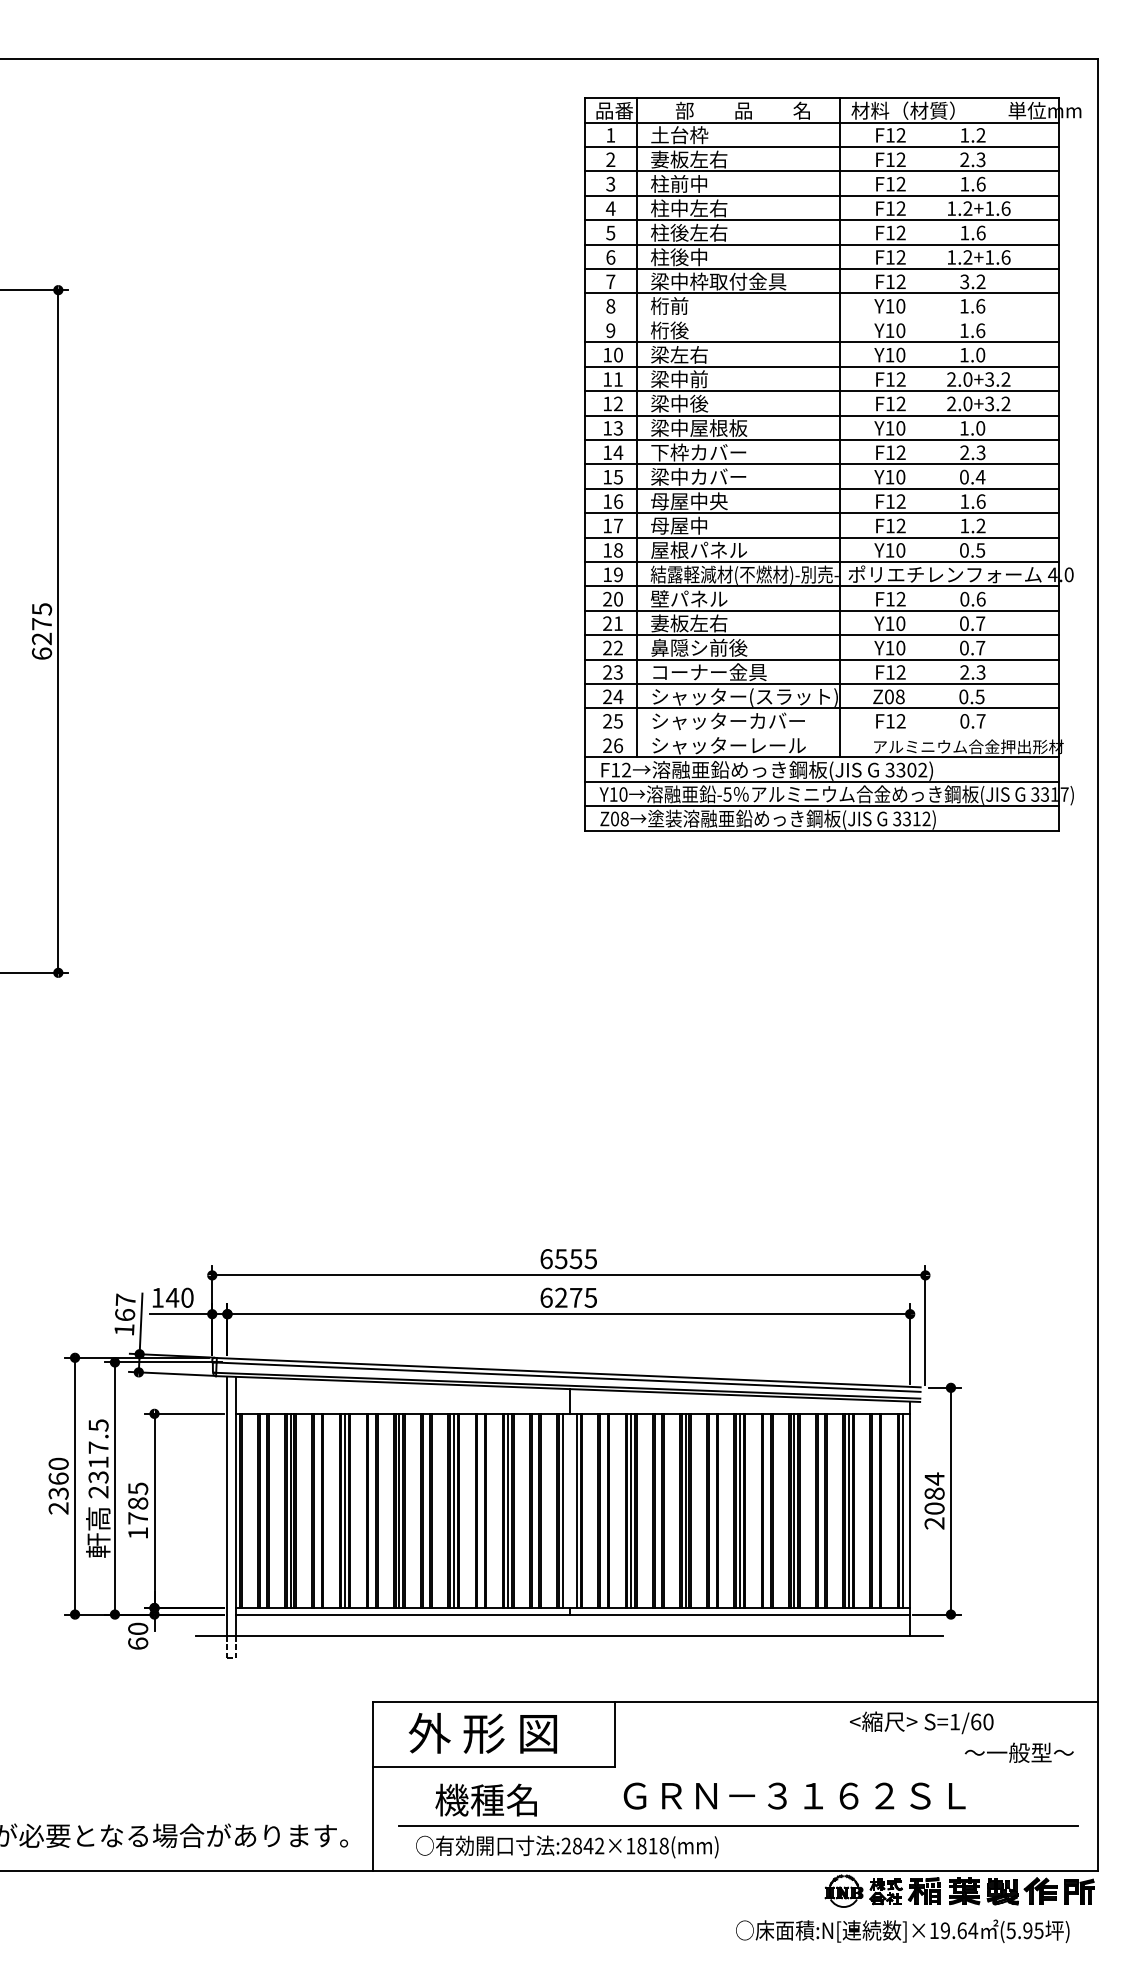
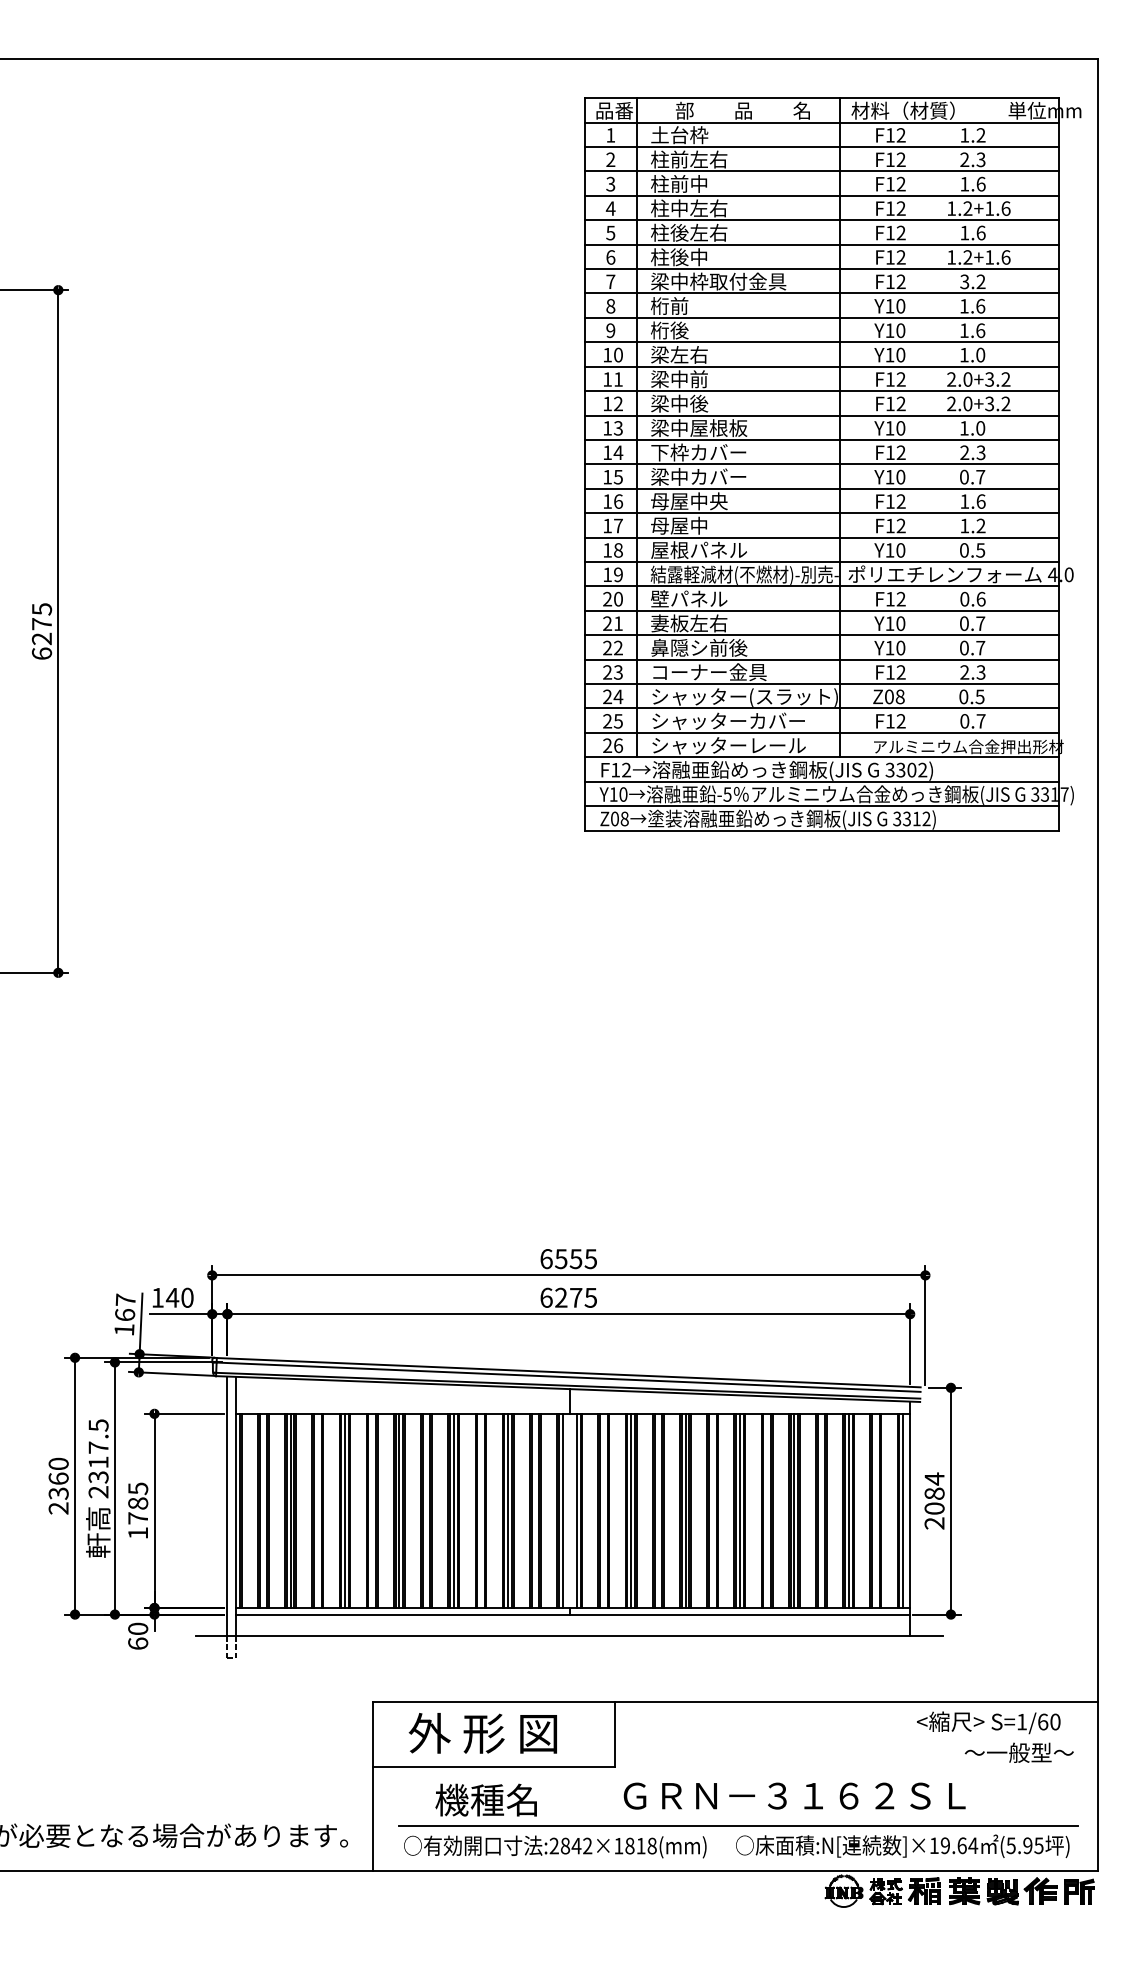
text: 妻板左右 -> 柱前左右 (669, 159)
line: none -> present (821, 317)
text: 0.4 -> 0.7 (980, 477)
line: none -> present (821, 732)
text position: (921, 1722) -> (988, 1722) (988, 1722)
text position: (567, 1846) -> (555, 1846) (555, 1846)
text position: (902, 1931) -> (902, 1846) (902, 1846)
